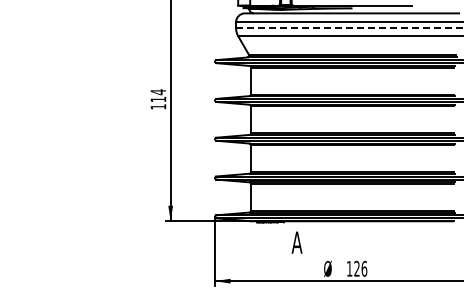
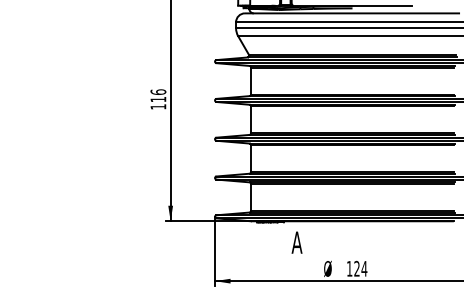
line: dashed -> solid (350, 28)
text: 114 -> 116 (158, 92)
text: 126 -> 124 (364, 268)
